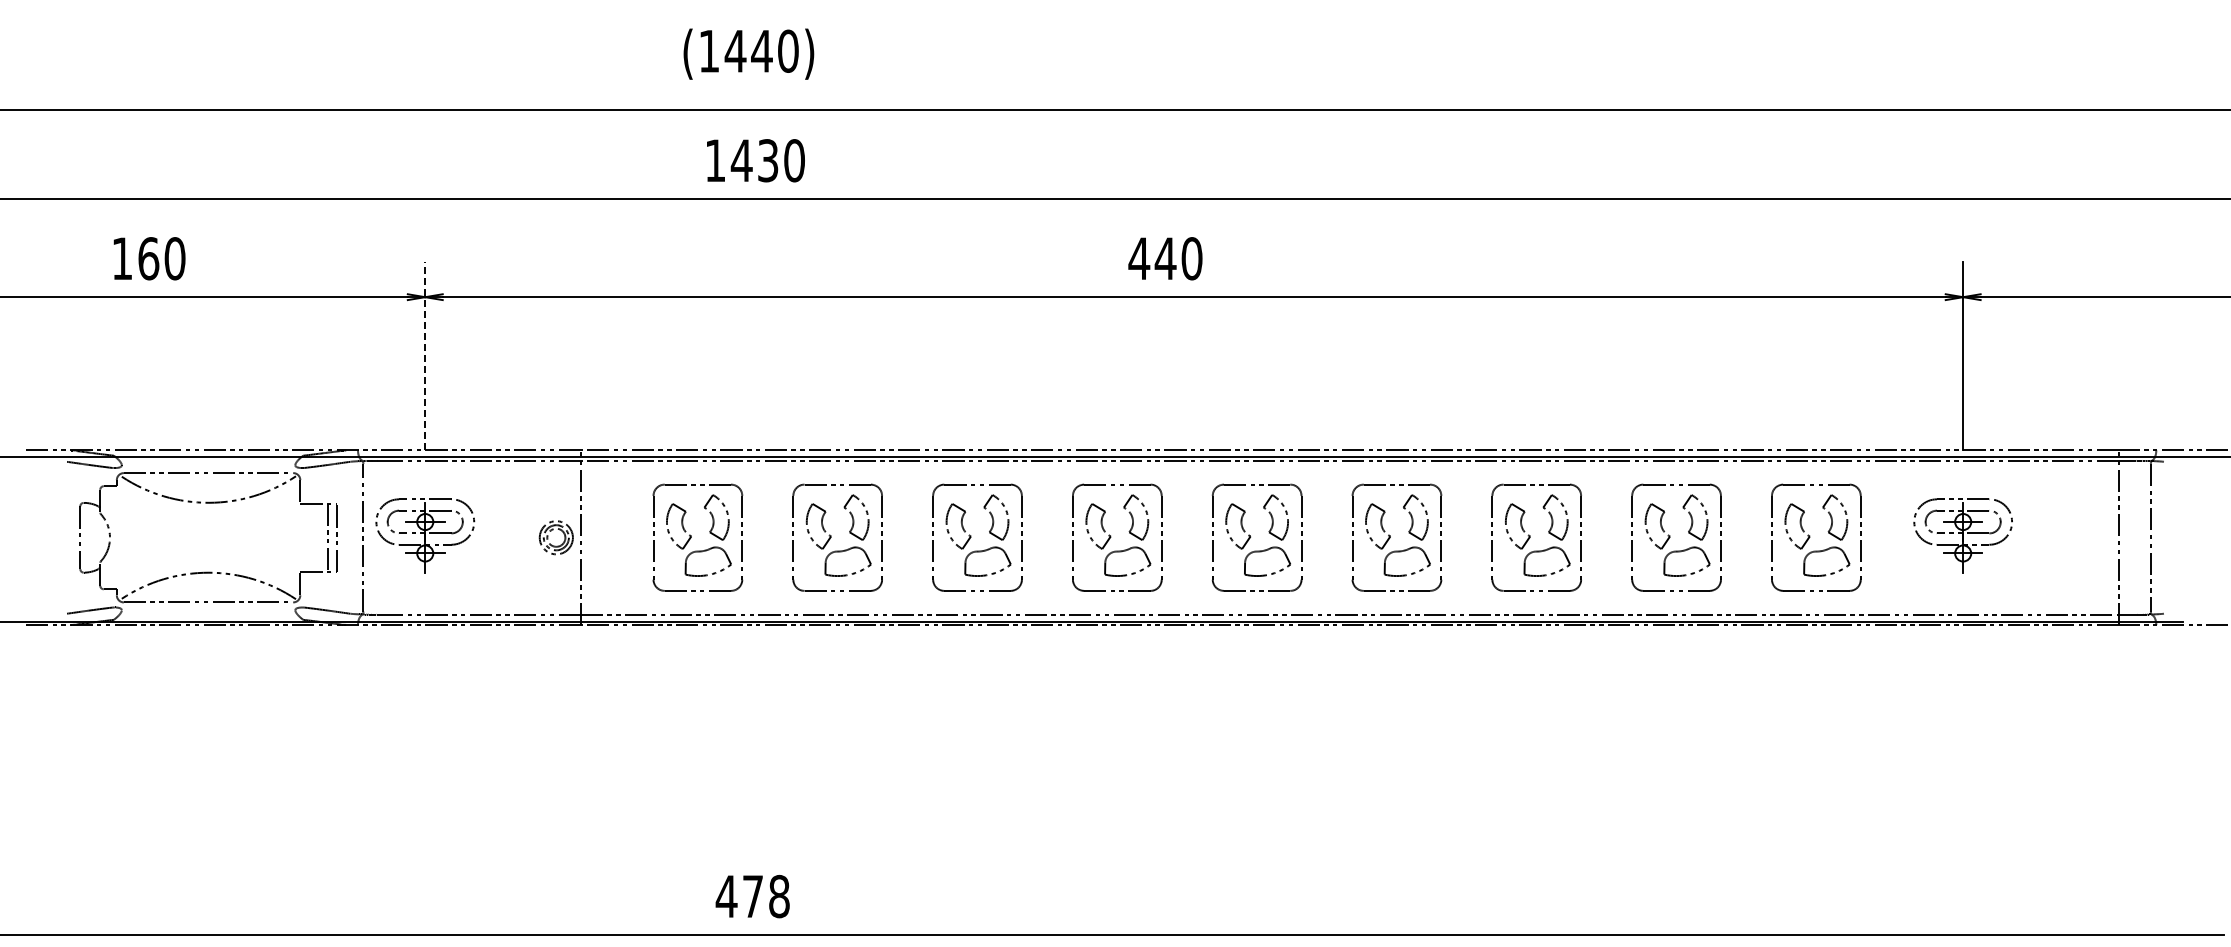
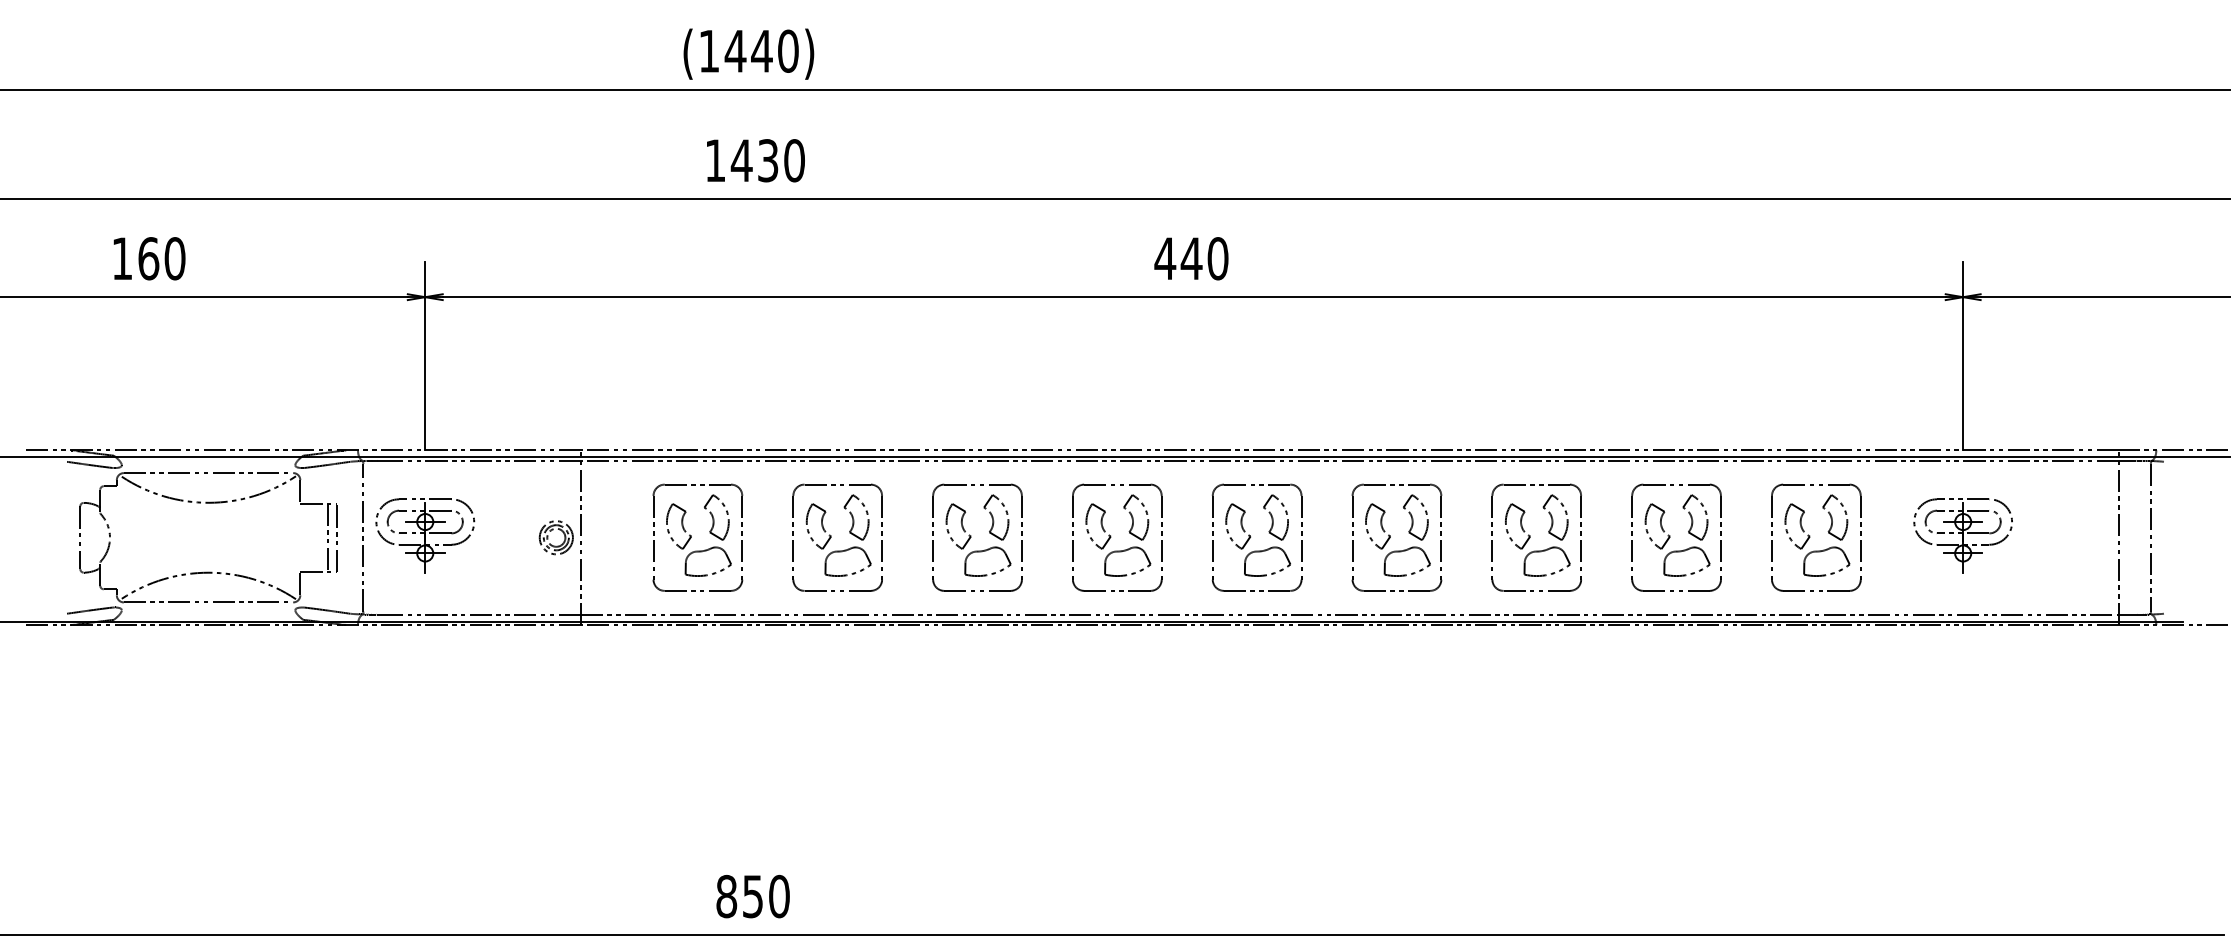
line position: (1114, 109) -> (1114, 89) (1114, 89)
text position: (1165, 258) -> (1191, 258) (1191, 258)
line: dashed -> solid (425, 355)
text: 478 -> 850 (752, 896)
